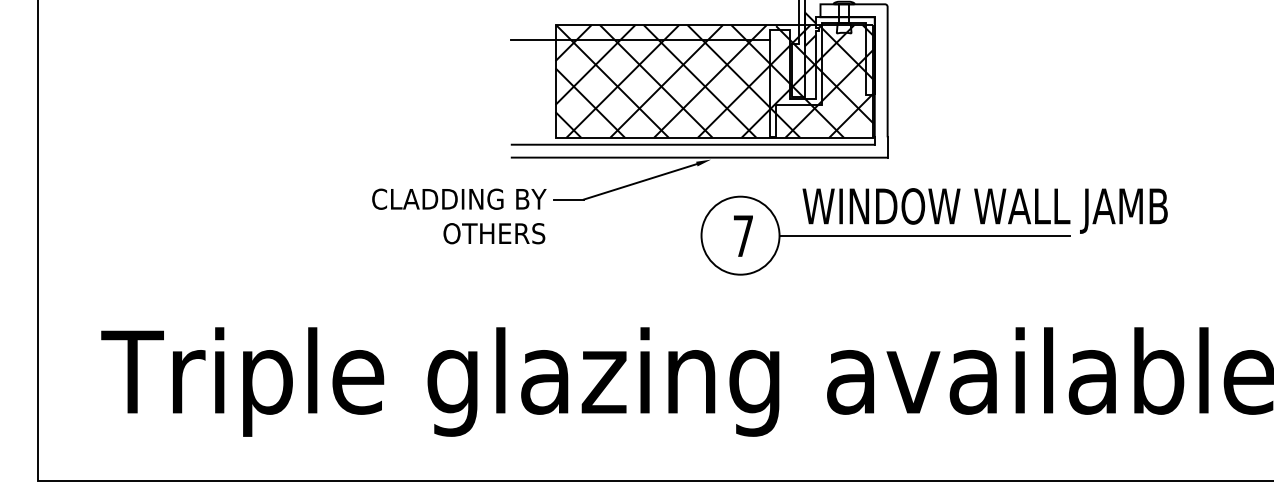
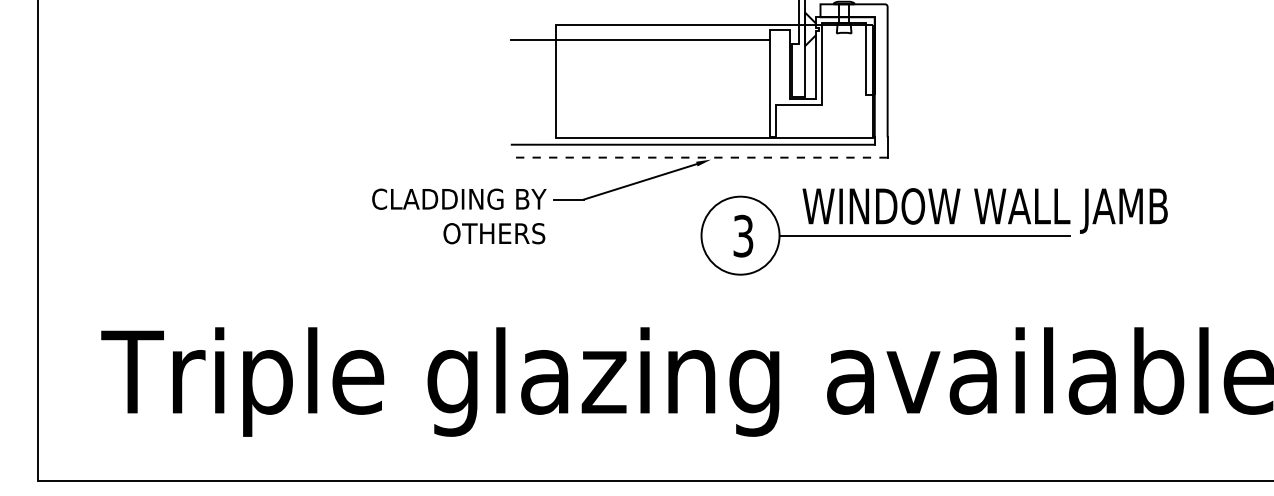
hatch: present -> none (714, 81)
line: solid -> dashed (698, 157)
text: 7 -> 3 (743, 235)
